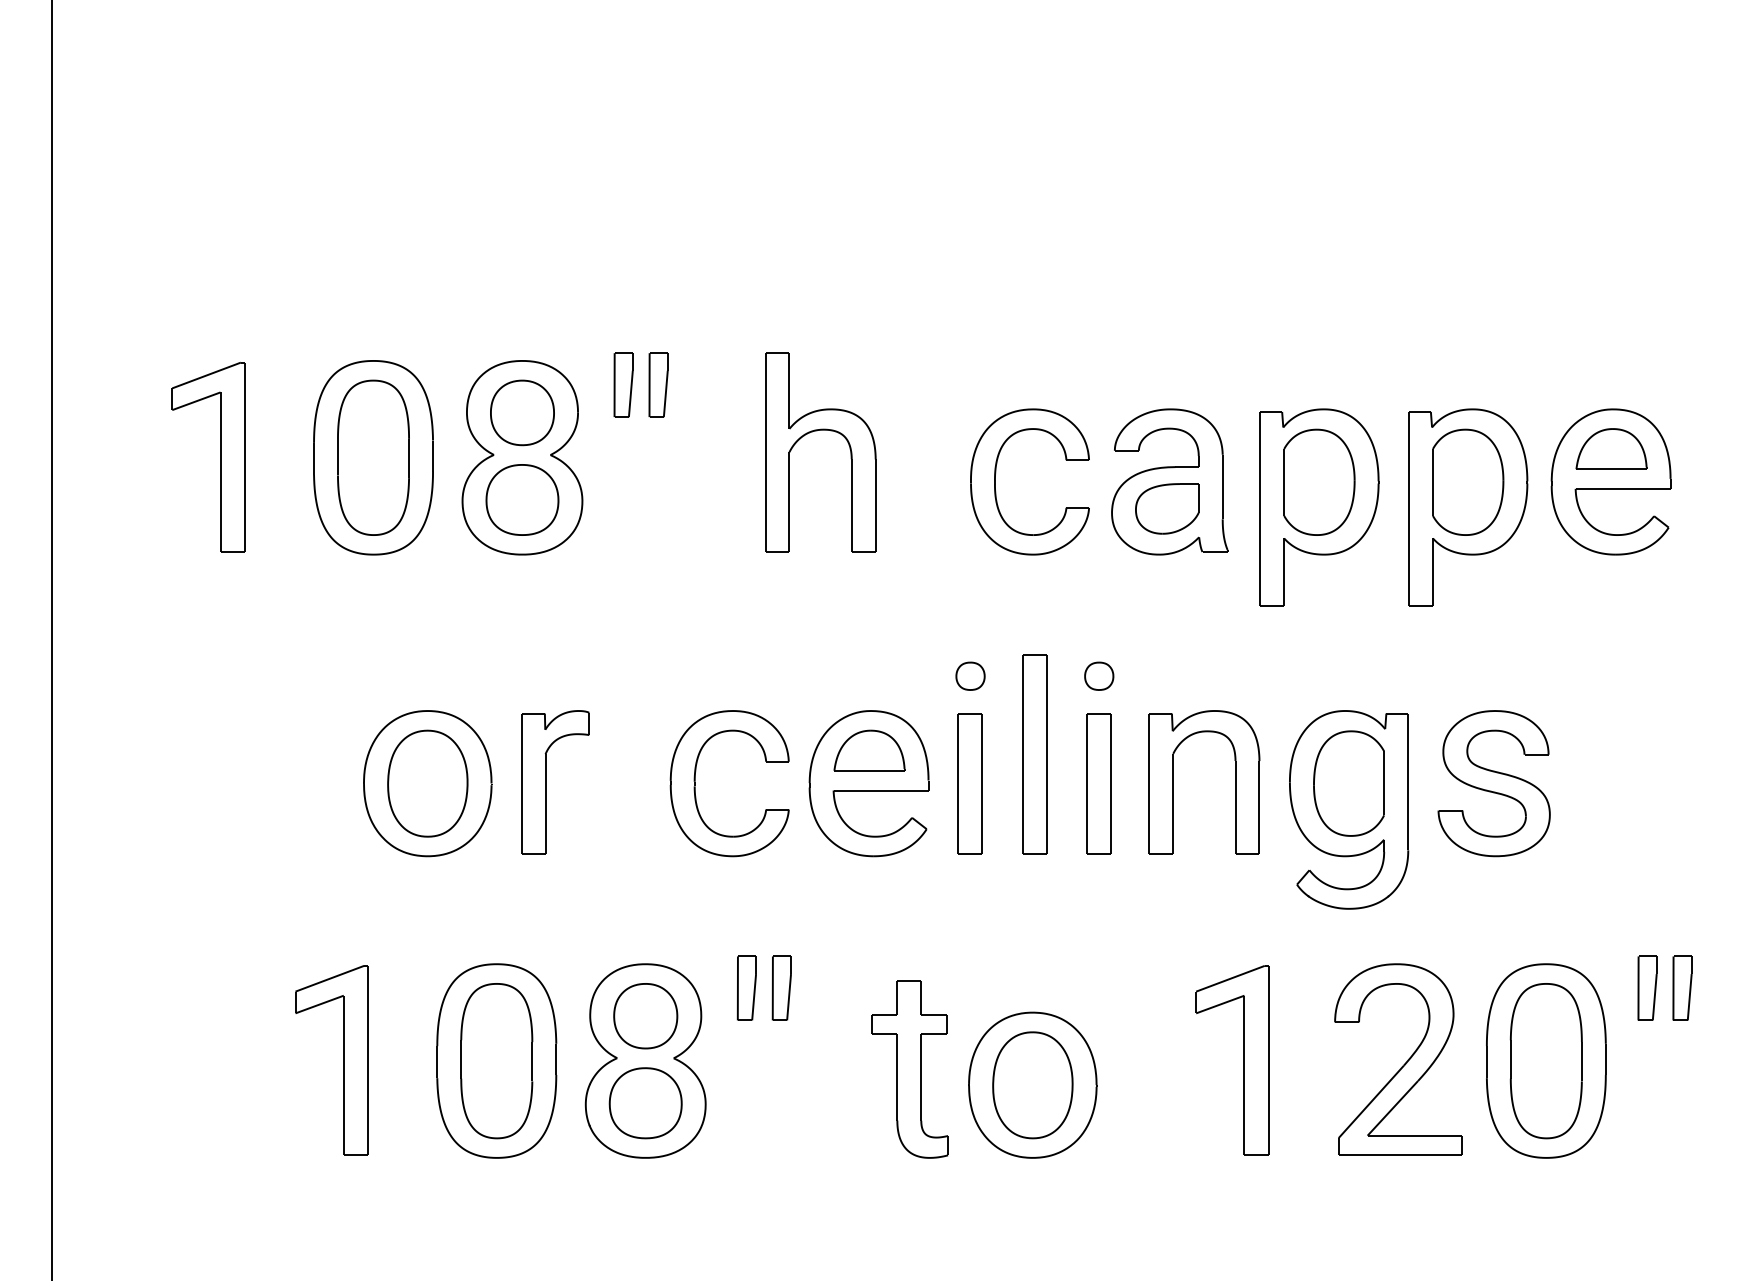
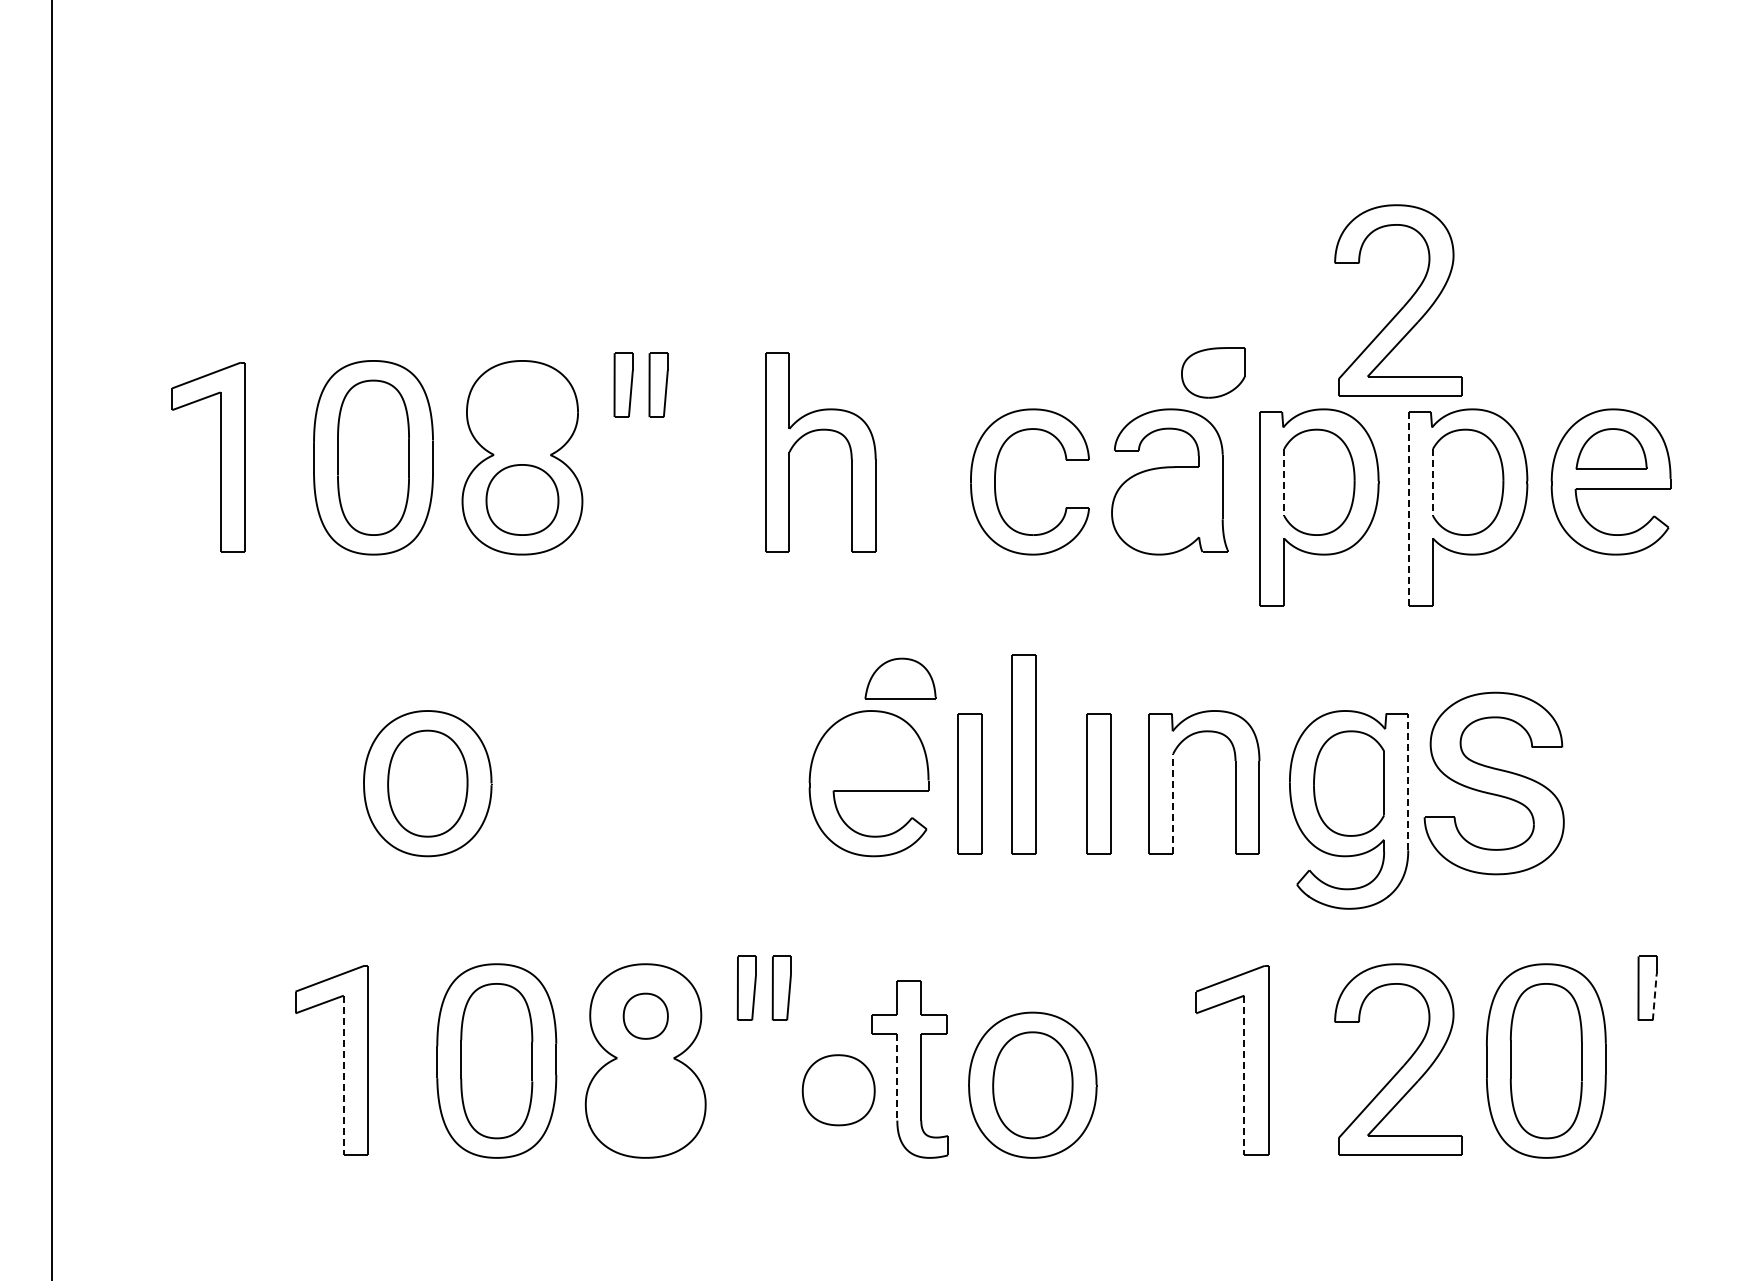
part: none -> present (1403, 305)
part: present -> none (522, 412)
line: solid -> dashed (1284, 482)
line: solid -> dashed (1432, 482)
part position: (1167, 508) -> (1213, 372) (1213, 372)
line: solid -> dashed (1409, 508)
part: present -> none (970, 675)
part: present -> none (1099, 675)
part position: (869, 750) -> (900, 678) (900, 678)
part position: (1034, 754) -> (1023, 754) (1023, 754)
line: solid -> dashed (1408, 781)
part: present -> none (546, 782)
part: present -> none (695, 783)
part size: 114x148 px -> 142x185 px (1493, 783)
line: solid -> dashed (1173, 803)
part: present -> none (1682, 987)
line: solid -> dashed (1654, 996)
part size: 66x67 px -> 47x48 px (645, 1015)
line: solid -> dashed (343, 1075)
line: solid -> dashed (1244, 1075)
line: solid -> dashed (897, 1077)
part position: (645, 1103) -> (838, 1090) (838, 1090)
